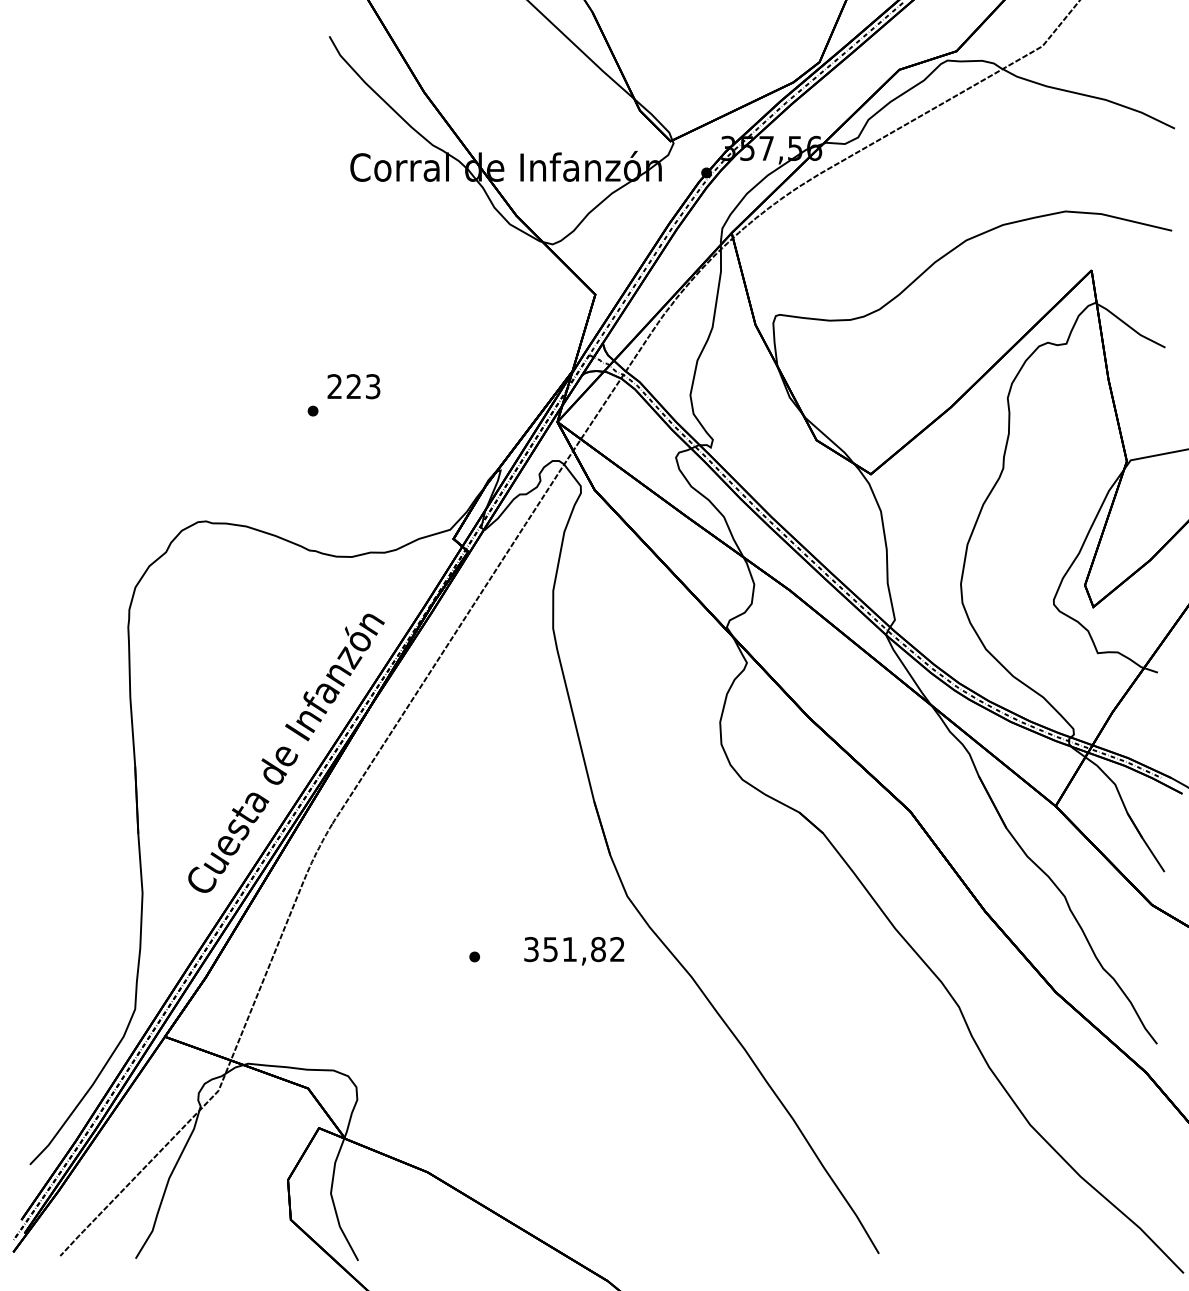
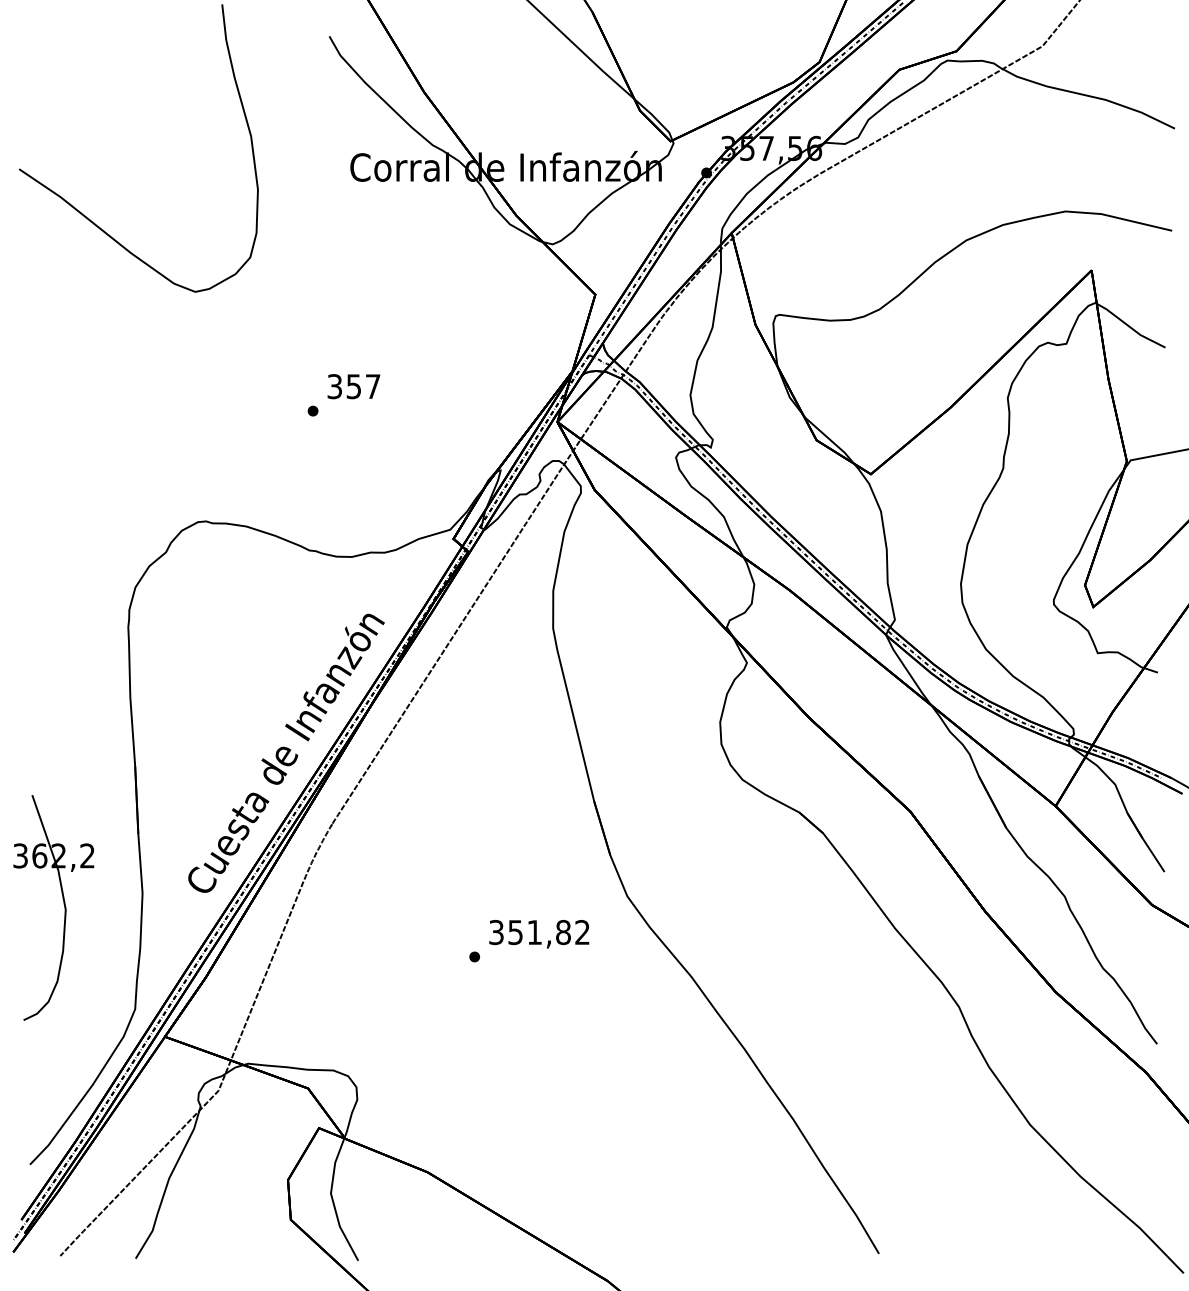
curve: none -> present (84, 214)
text: 223 -> 357 (353, 386)
part: none -> present (63, 904)
text position: (574, 951) -> (539, 934) (539, 934)
